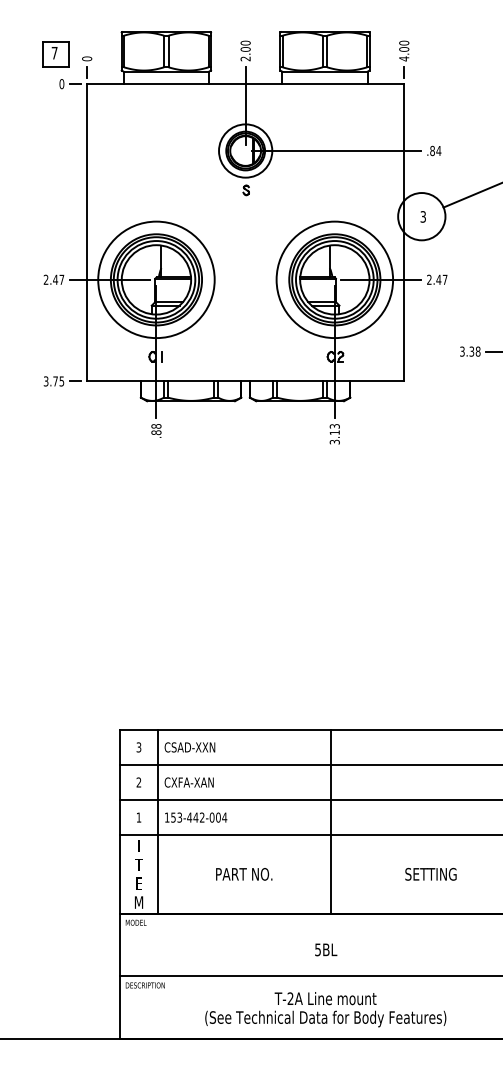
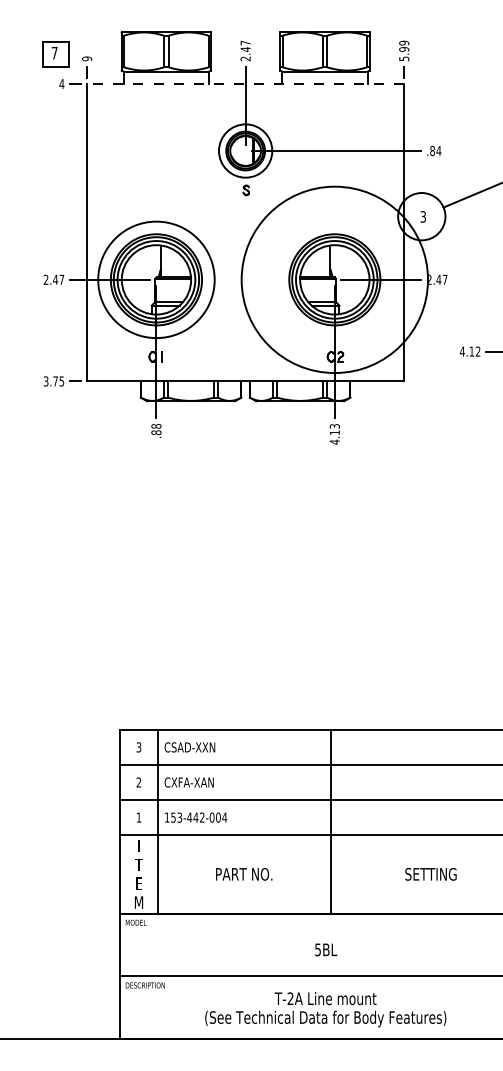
text: 2.00 -> 2.47 (245, 46)
text: 4.00 -> 5.99 (404, 51)
text: 0 -> 9 (87, 58)
text: 0 -> 4 (61, 84)
line: solid -> dashed (245, 84)
circle diameter: 116 px -> 186 px (334, 279)
text: 3.38 -> 4.12 (469, 351)
text: 3.13 -> 4.13 (334, 441)
